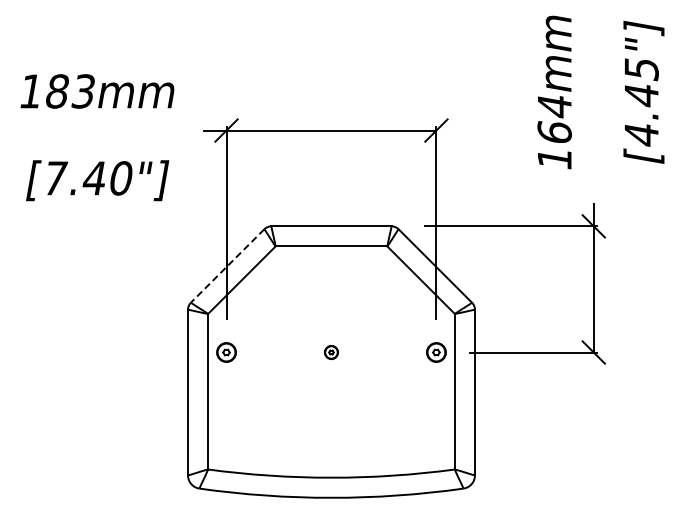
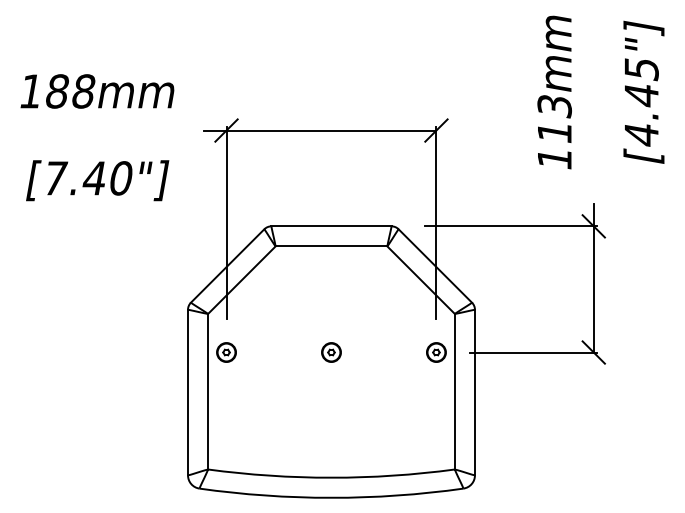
text: 183mm -> 188mm (83, 91)
text: 164mm -> 113mm (554, 118)
line: dashed -> solid (227, 265)
part size: 15x15 px -> 21x21 px (331, 352)
